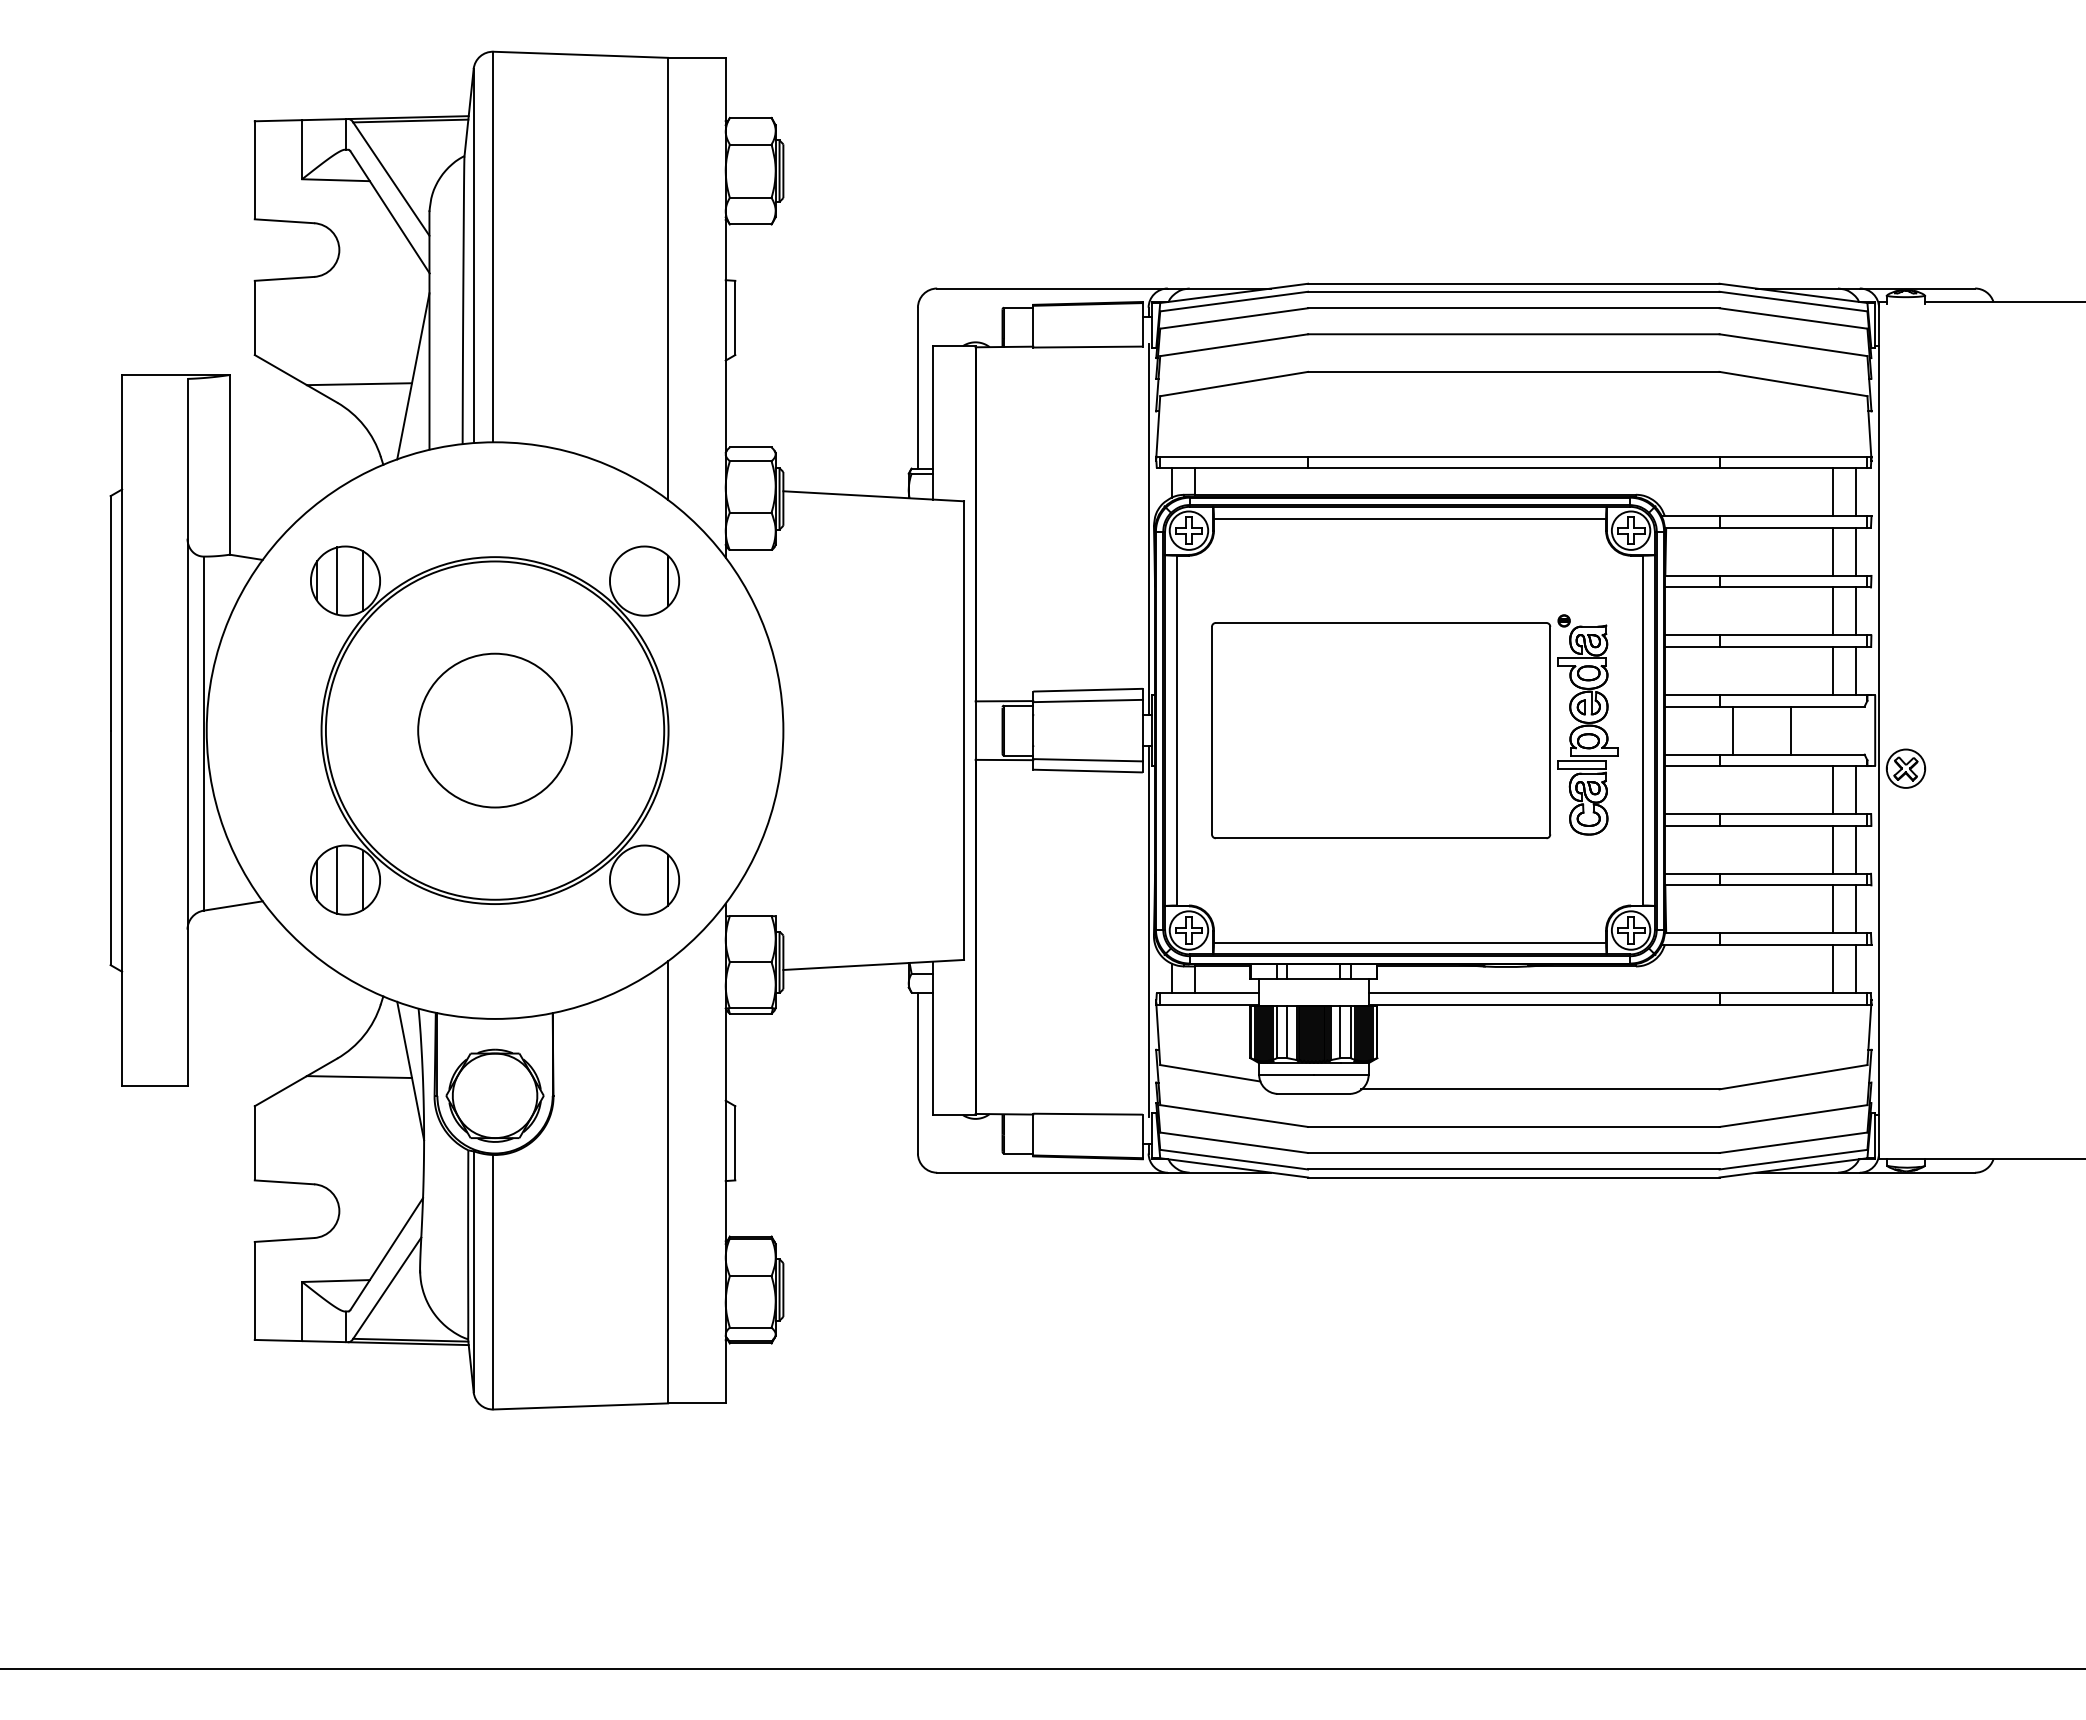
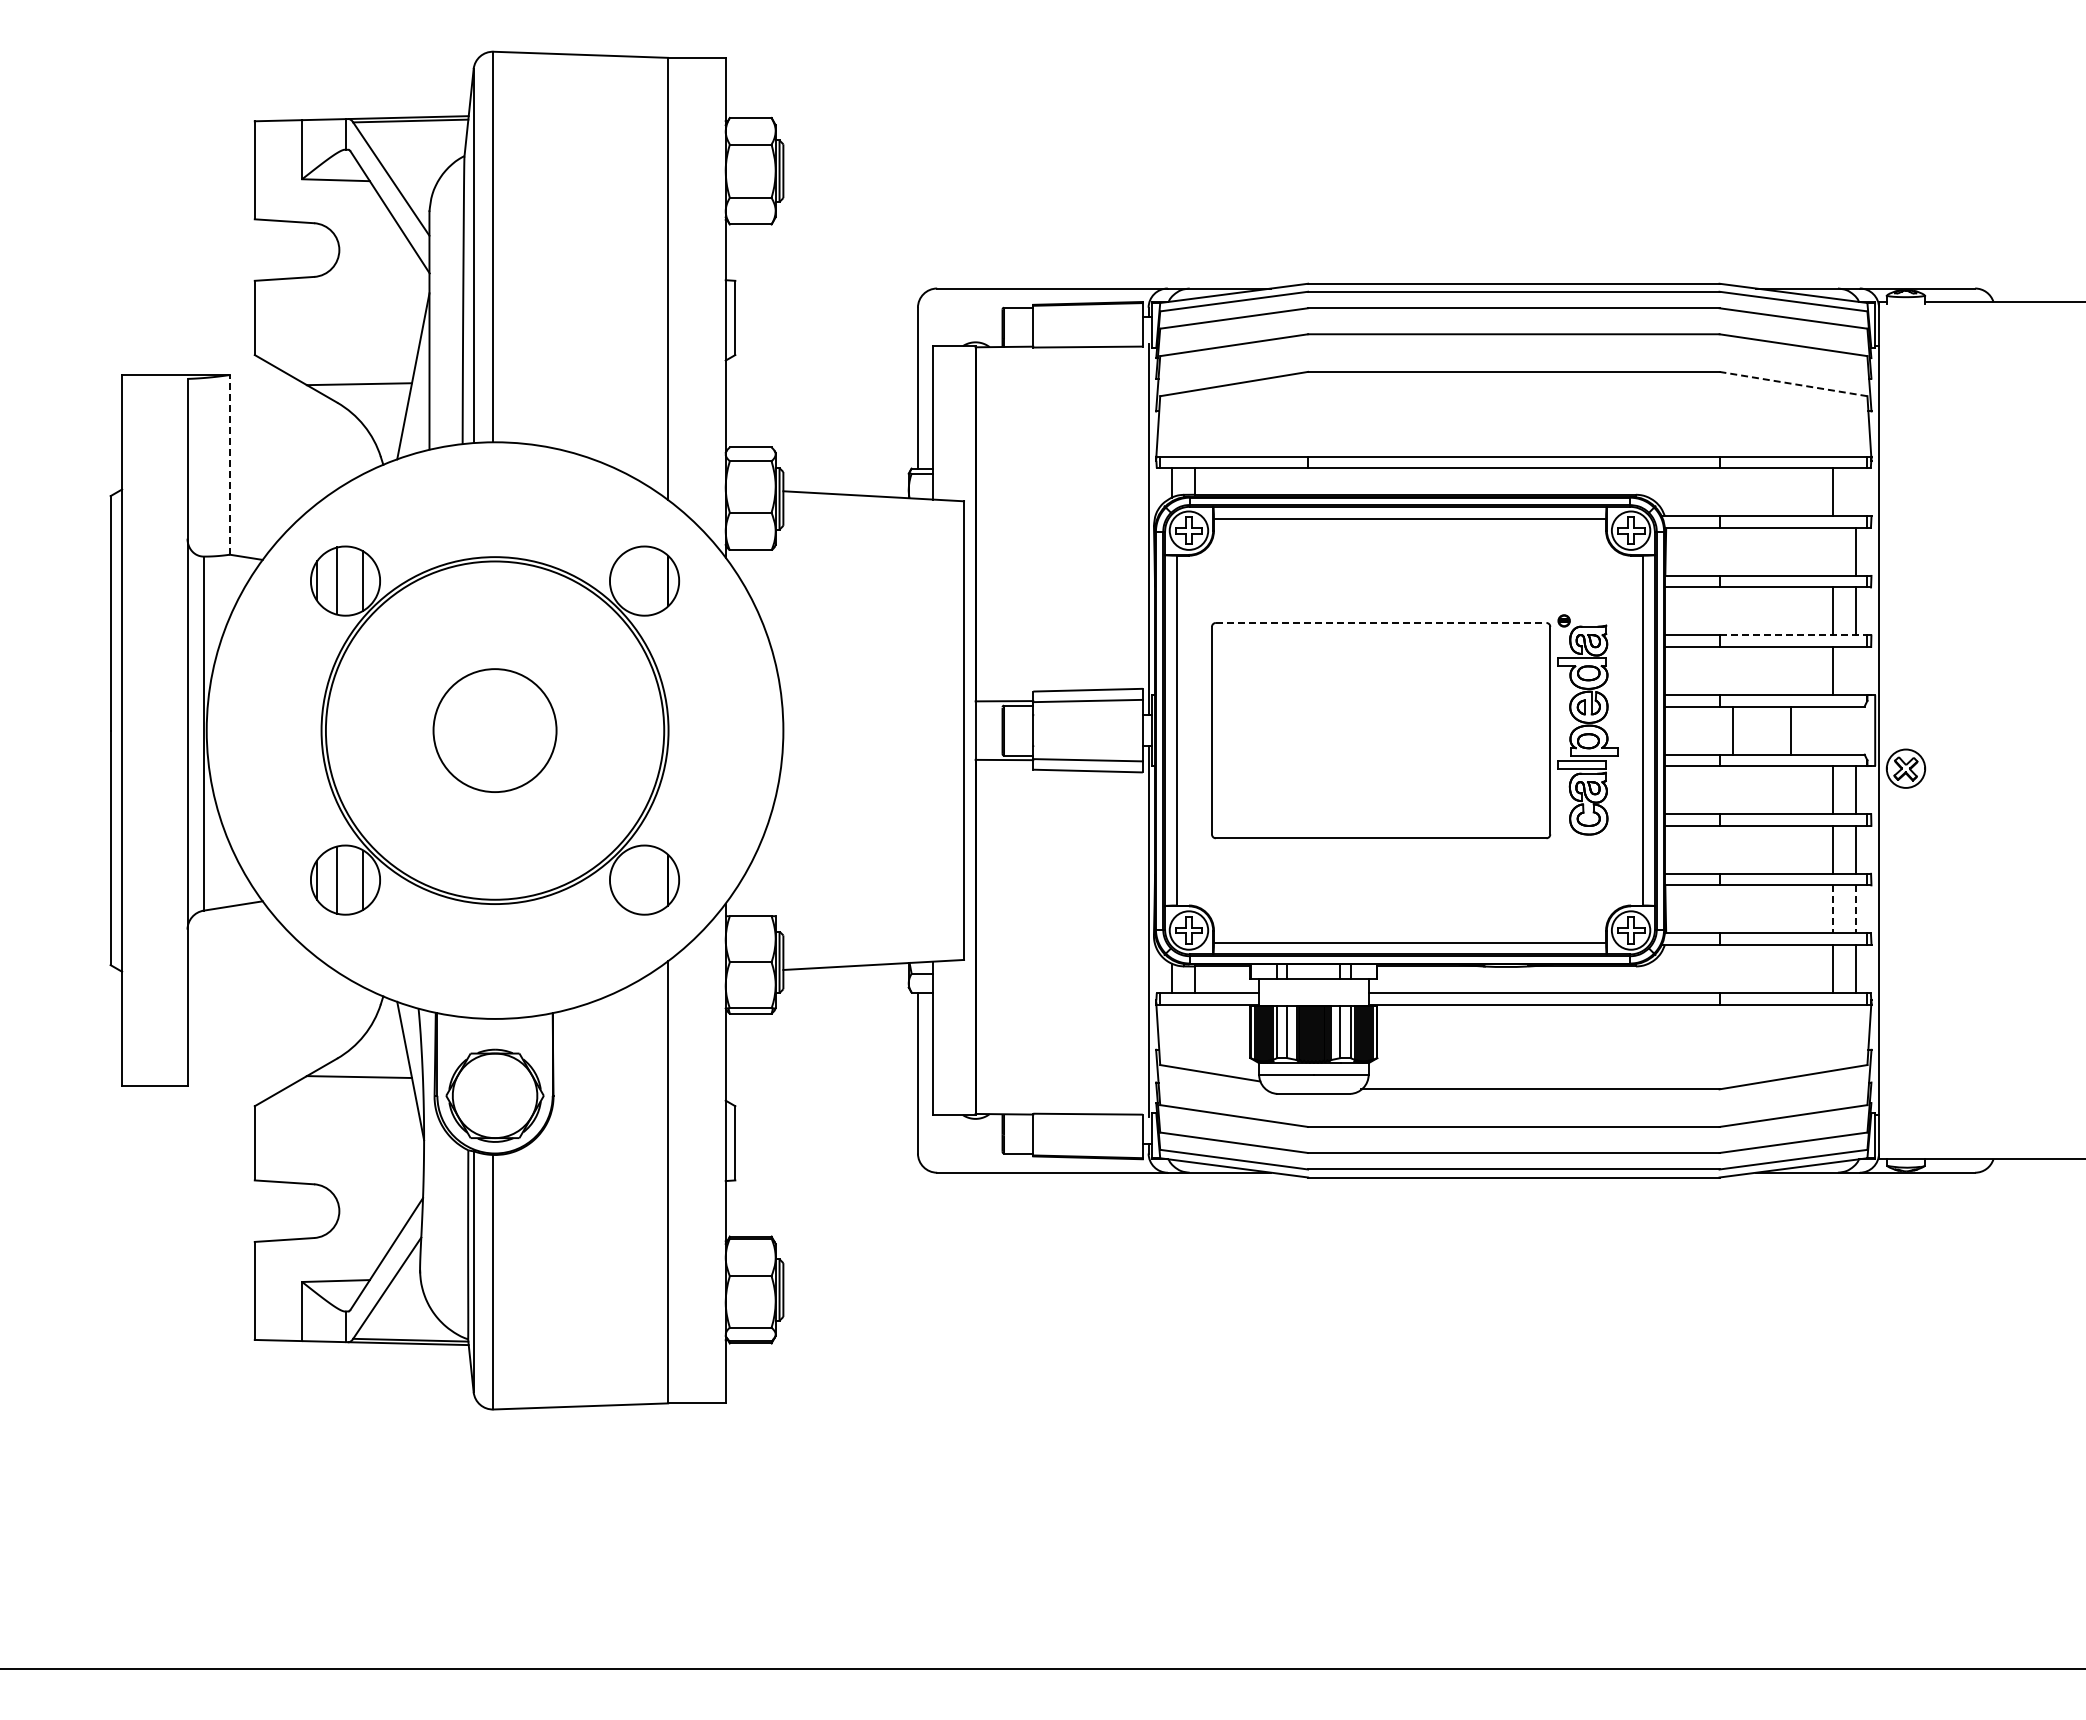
line: solid -> dashed (1793, 384)
line: solid -> dashed (229, 464)
line: present -> none (1855, 492)
line: present -> none (1832, 551)
line: solid -> dashed (1381, 622)
line: solid -> dashed (1793, 635)
line: present -> none (1855, 671)
circle diameter: 154 px -> 123 px (494, 730)
line: solid -> dashed (1832, 909)
line: solid -> dashed (1855, 909)
